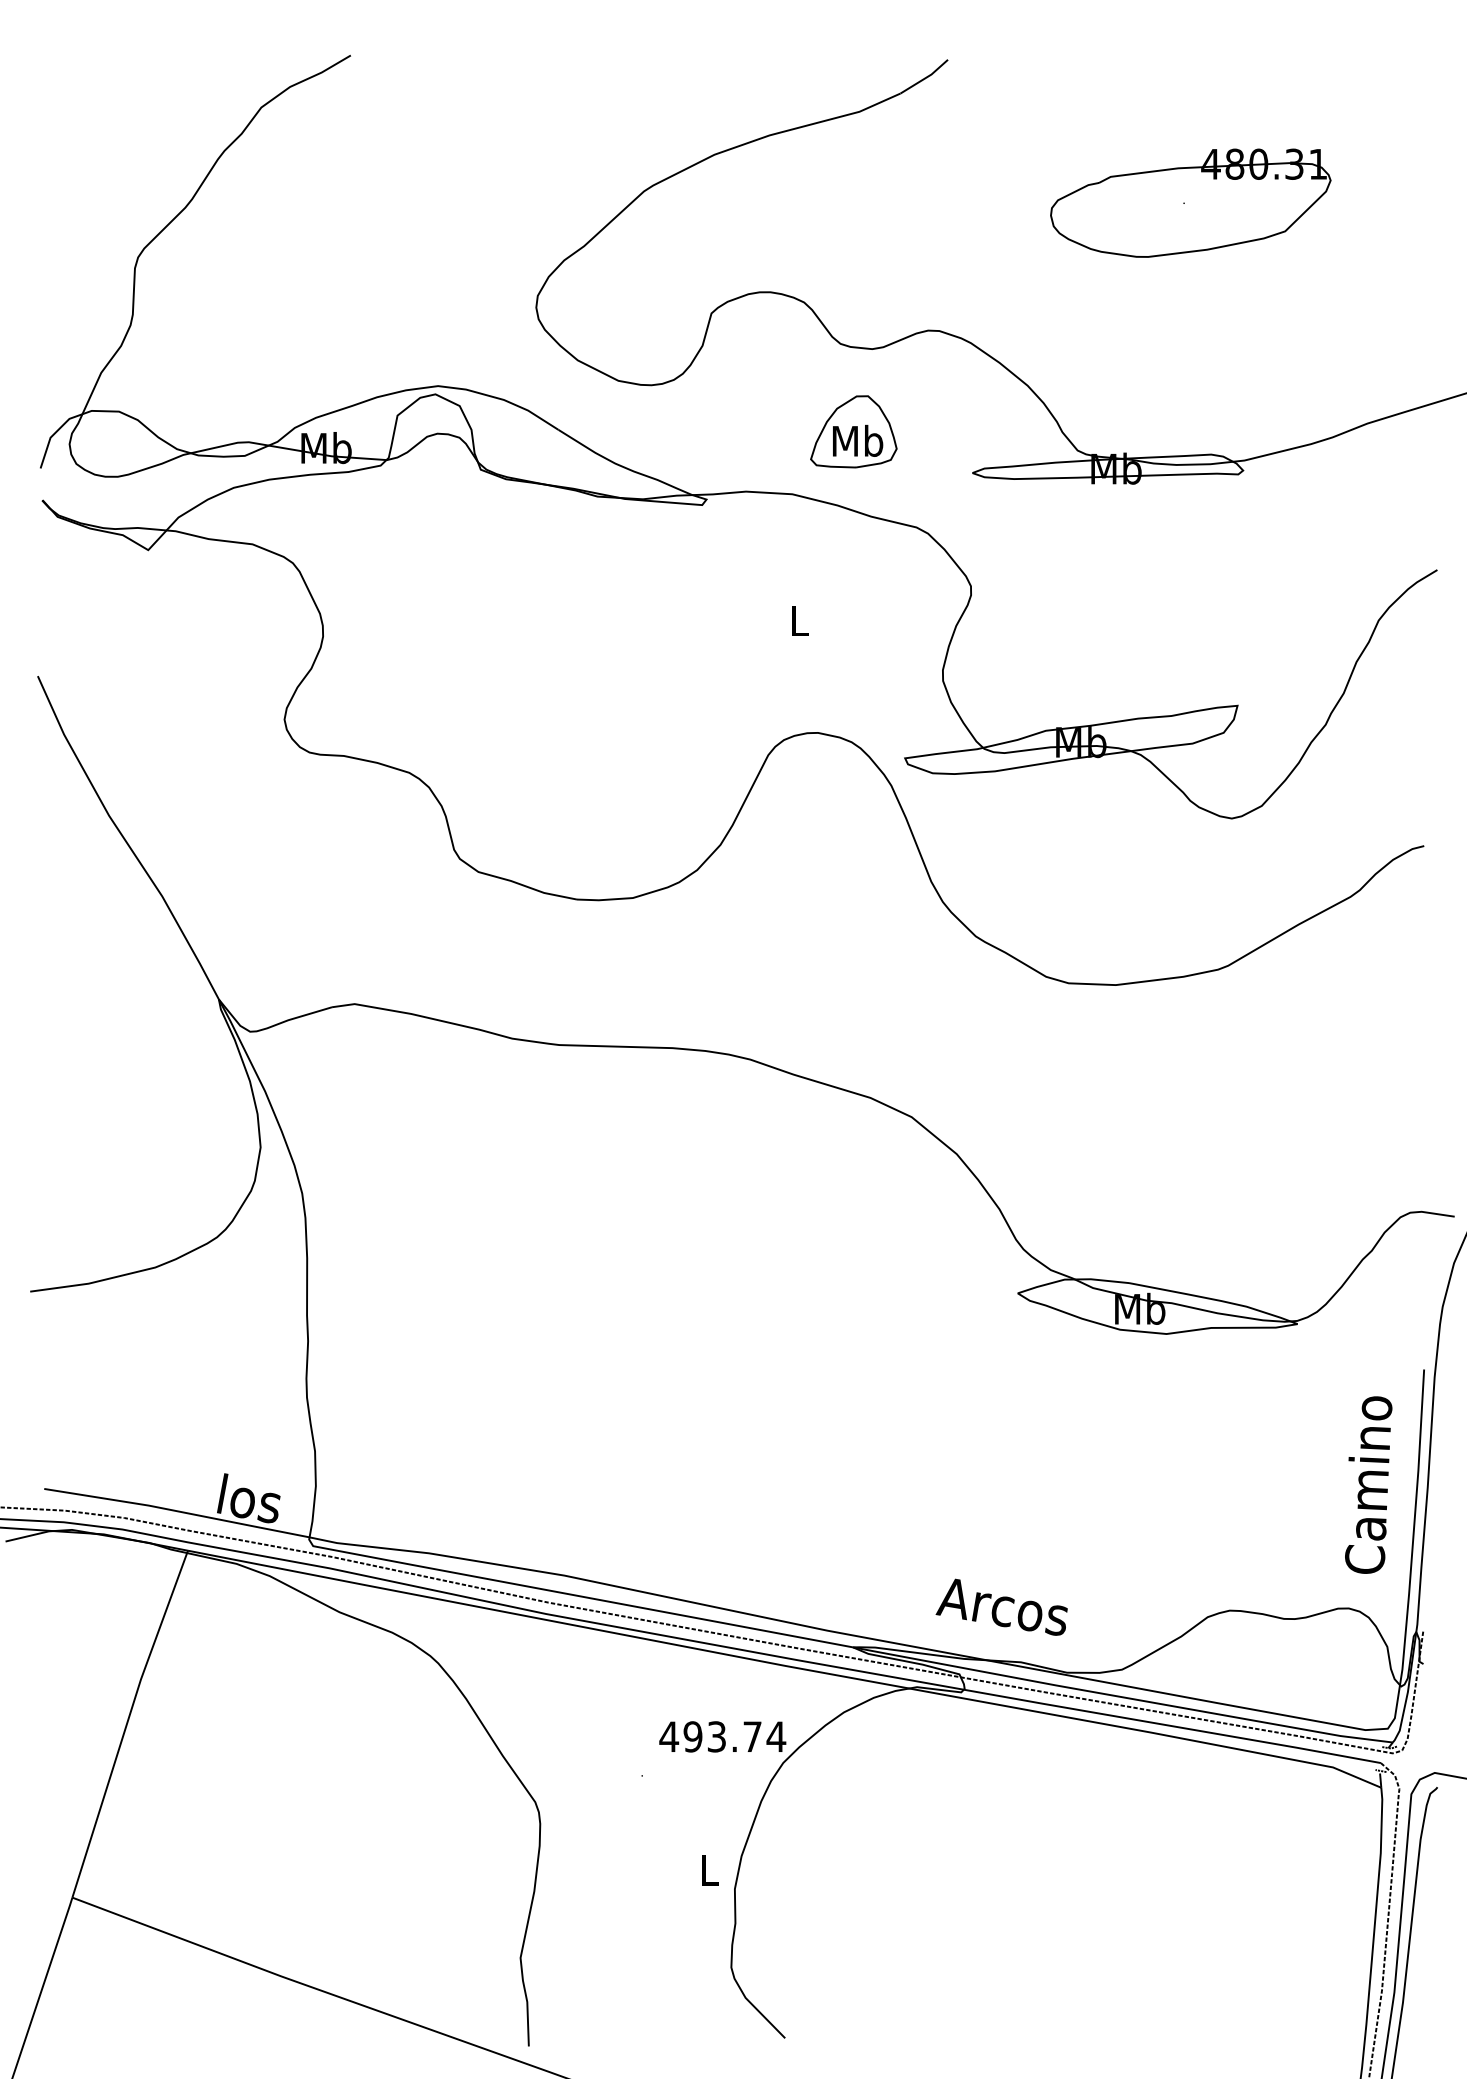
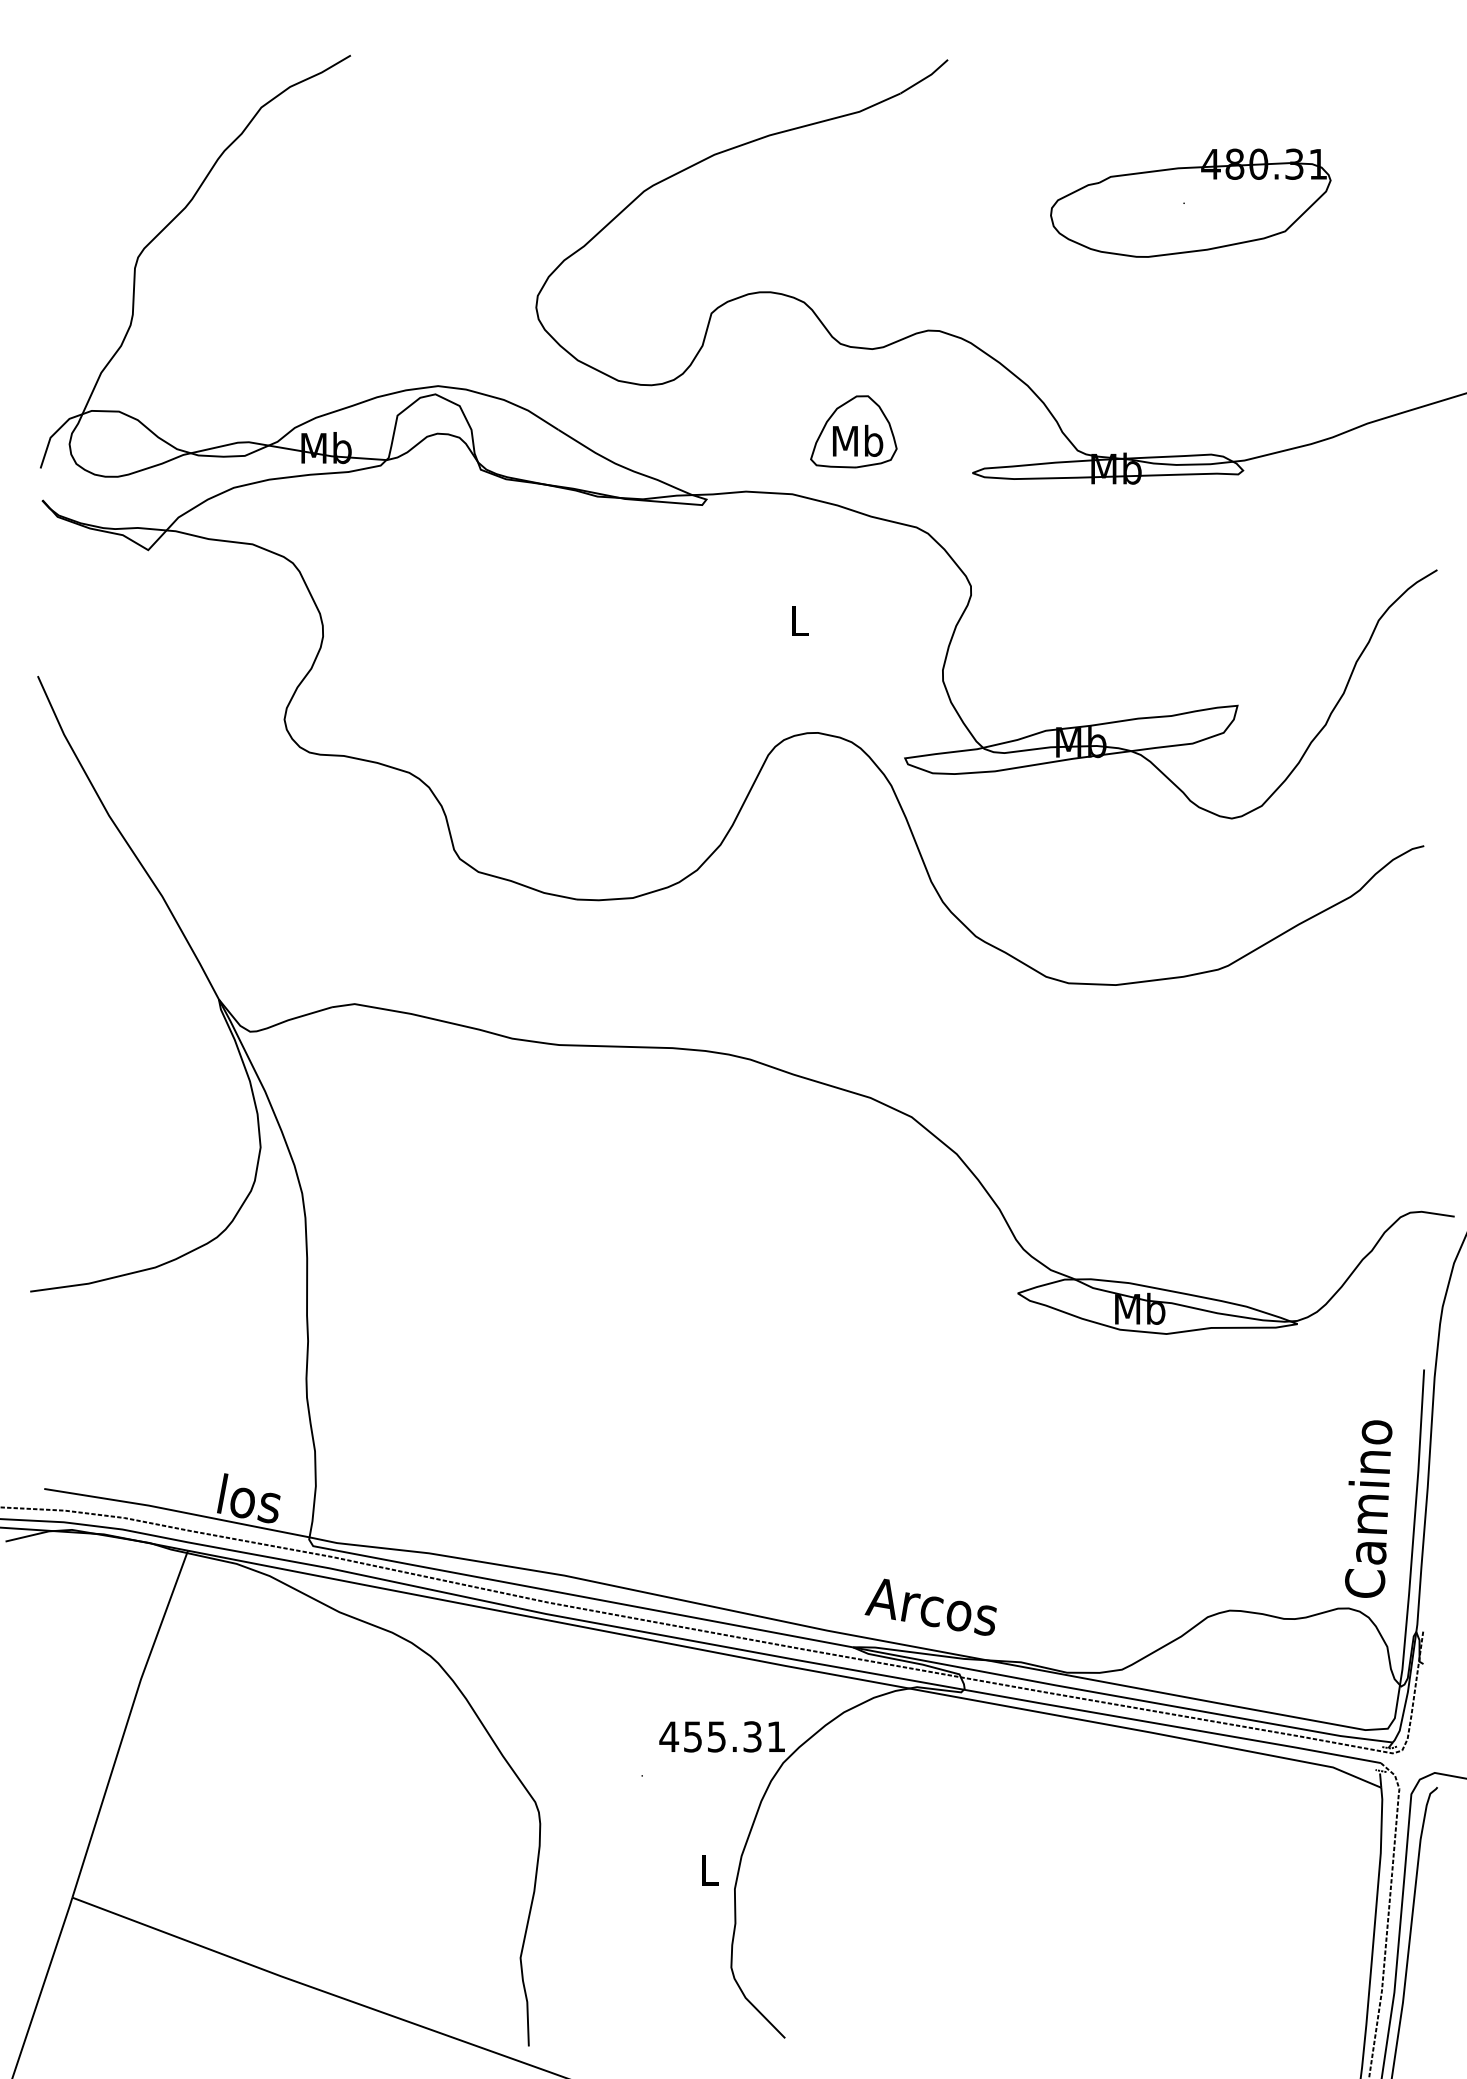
text position: (1368, 1484) -> (1368, 1508) (1368, 1508)
text position: (1001, 1606) -> (930, 1606) (930, 1606)
text: 493.74 -> 455.31 (734, 1736)
